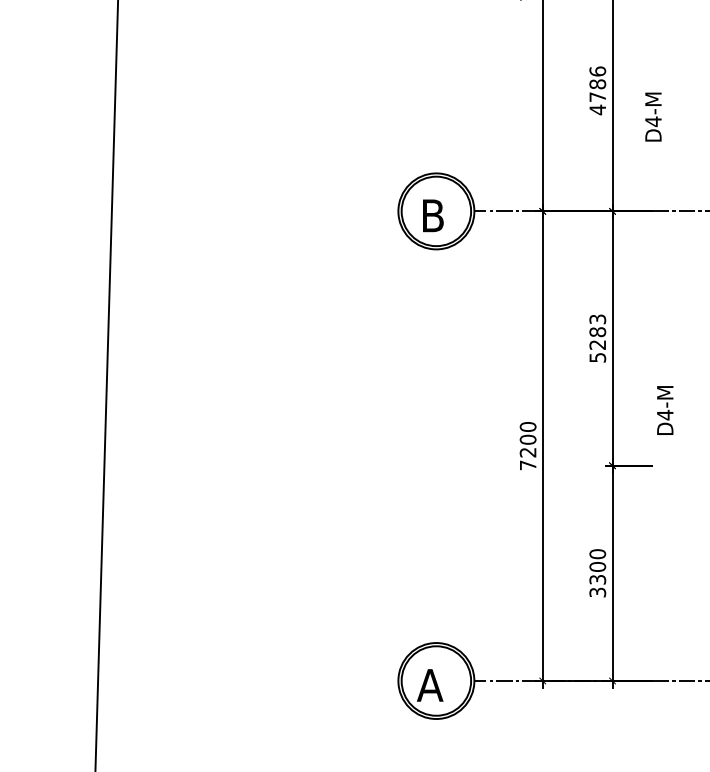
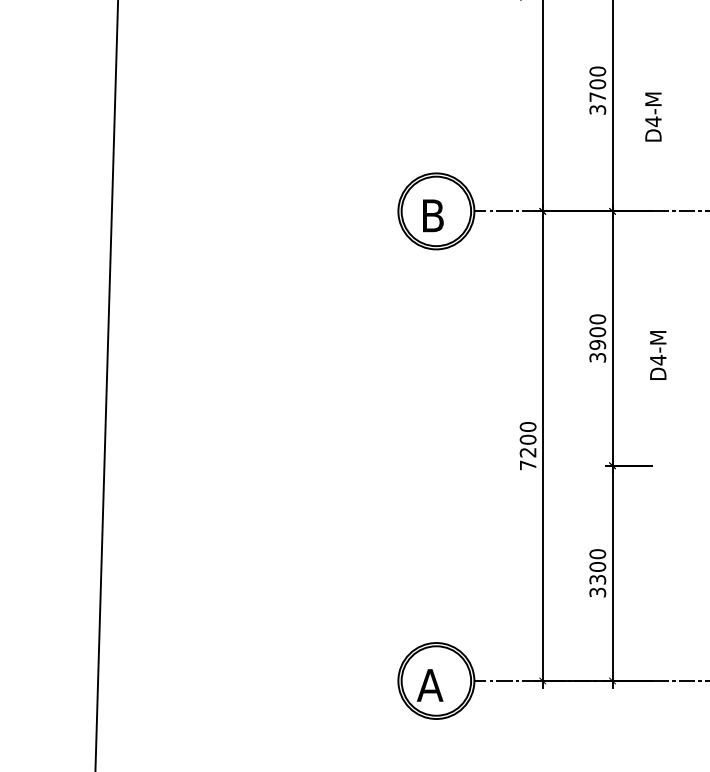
text: 4786 -> 3700 (597, 90)
text: 5283 -> 3900 (597, 338)
text position: (665, 410) -> (658, 355) (658, 355)
